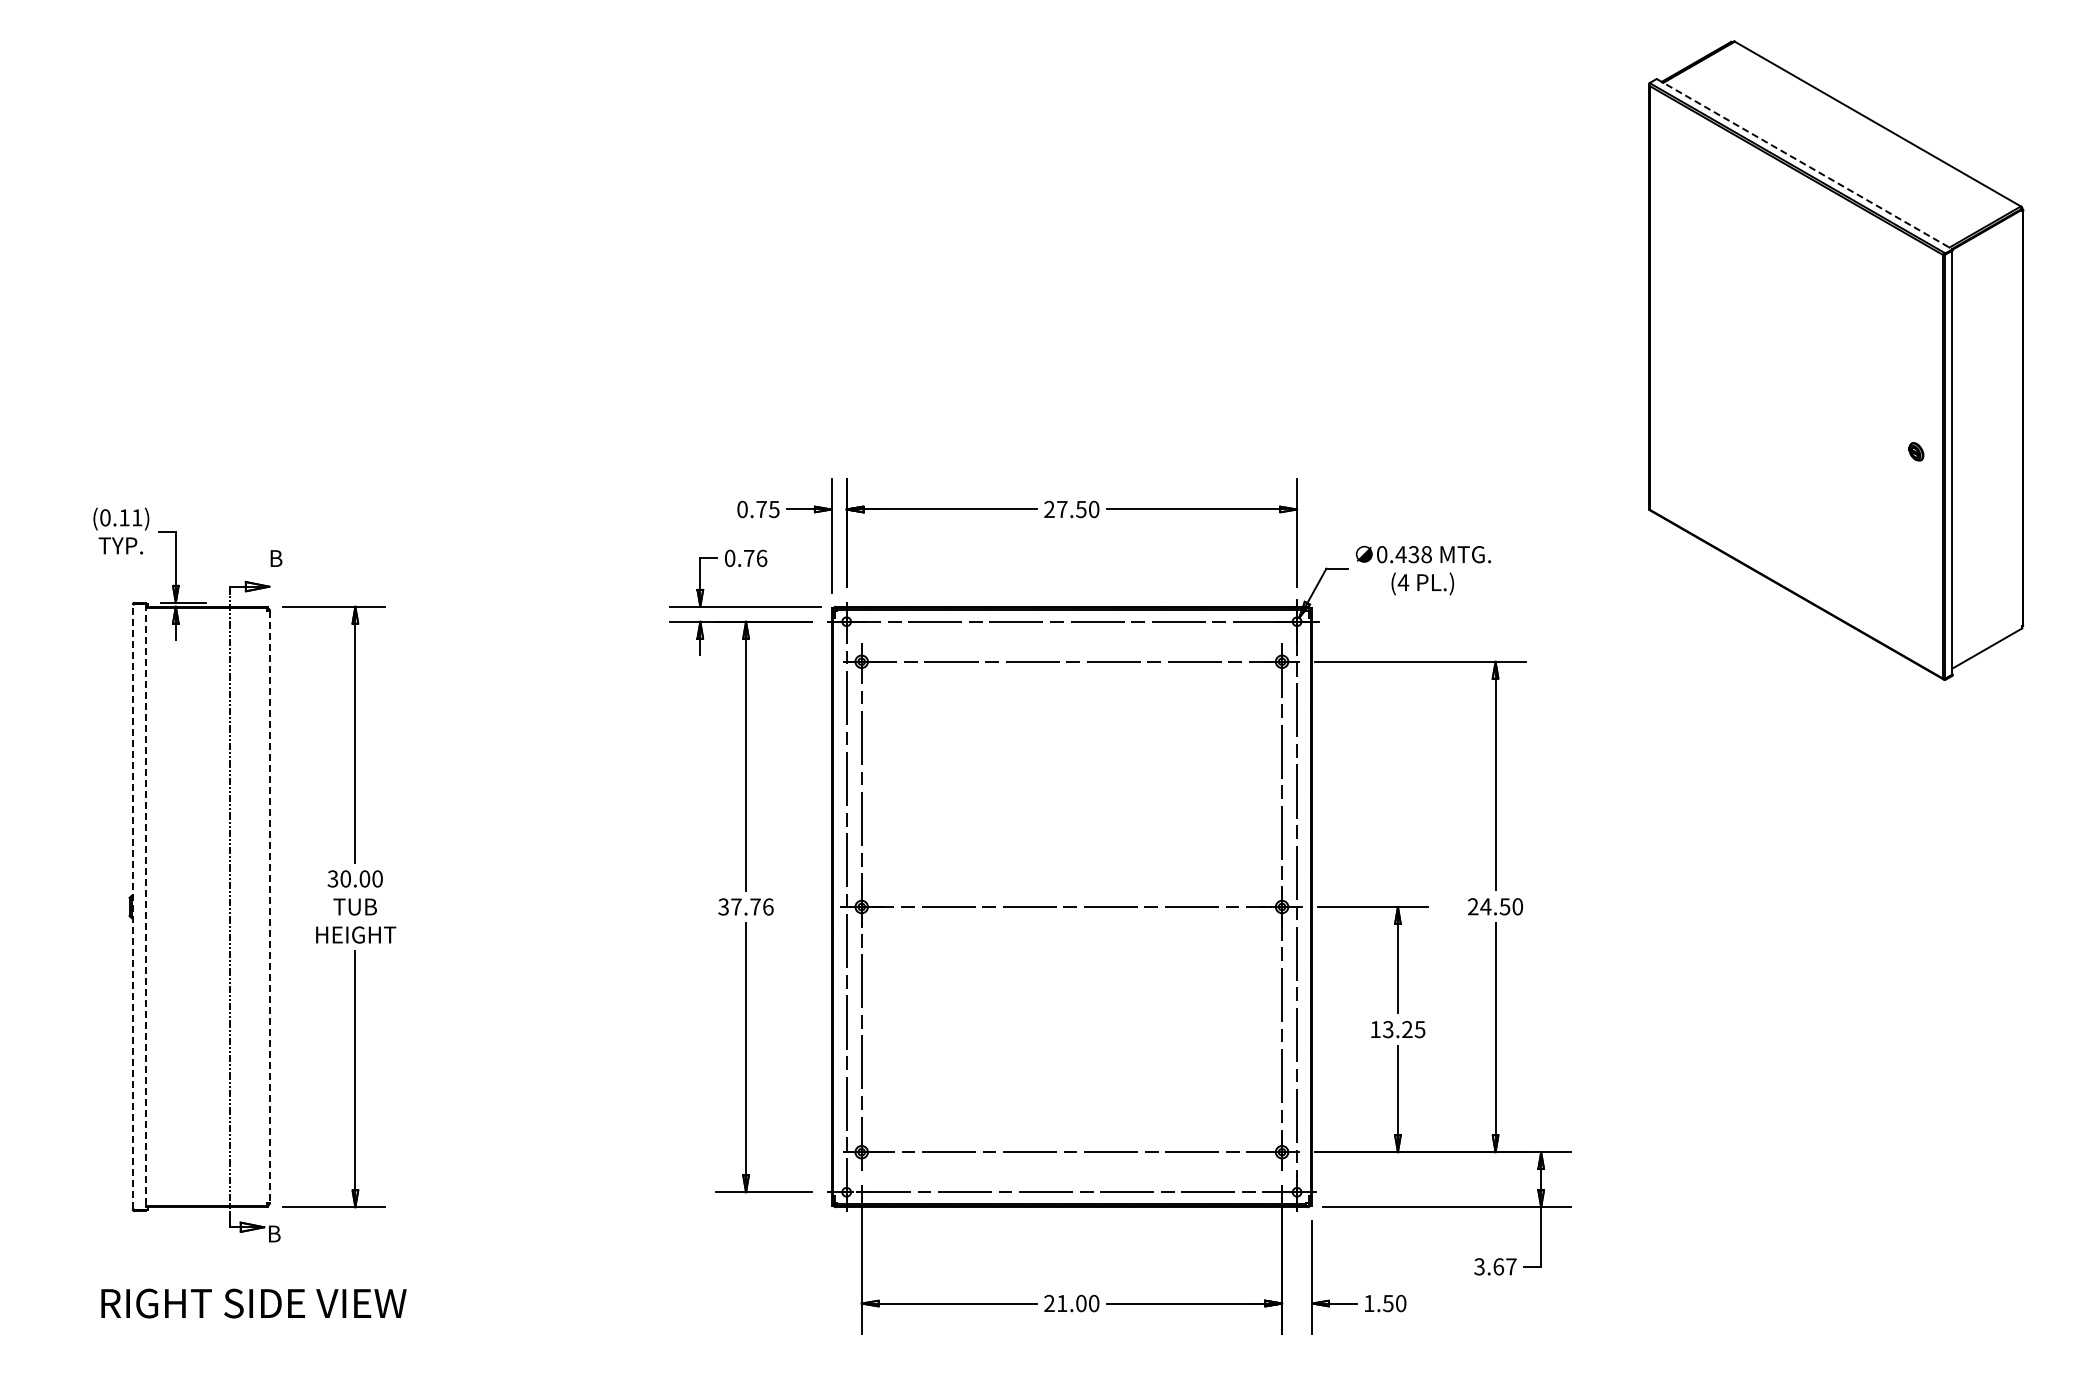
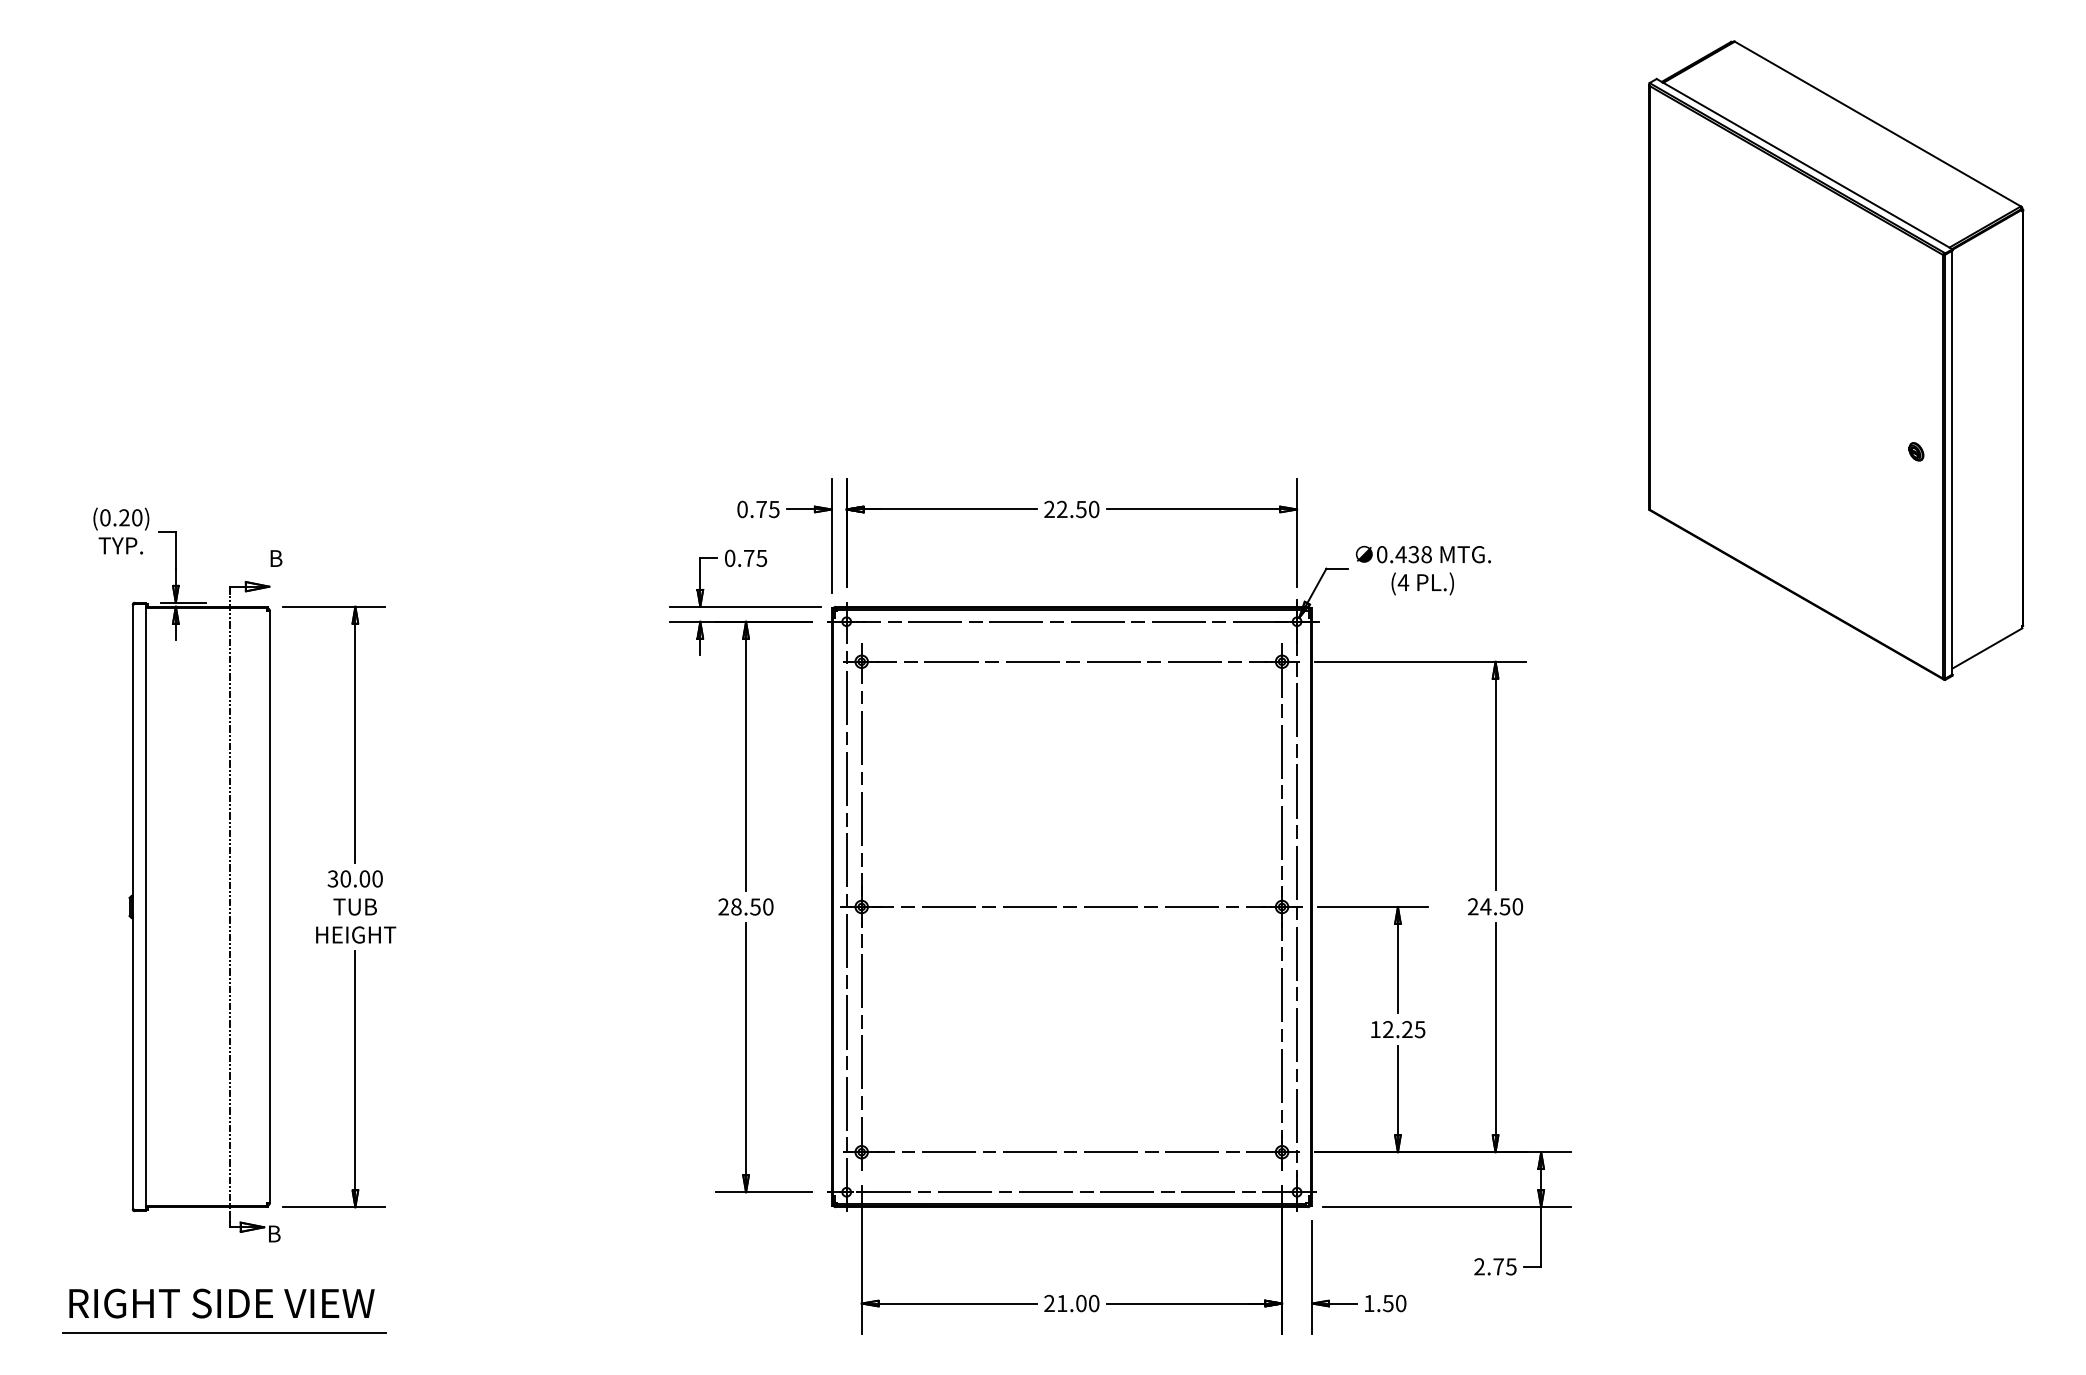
line: dashed -> solid (1804, 164)
text: 27.50 -> 22.50 (1062, 508)
text: (0.11) -> (0.20) (130, 517)
text: 0.76 -> 0.75 (761, 557)
line: dashed -> solid (132, 906)
text: 37.76 -> 28.50 (745, 906)
line: dashed -> solid (146, 907)
line: dashed -> solid (269, 907)
text: 13.25 -> 12.25 (1388, 1029)
text: 3.67 -> 2.75 (1495, 1266)
text position: (253, 1303) -> (221, 1303) (221, 1303)
line: none -> present (223, 1332)
